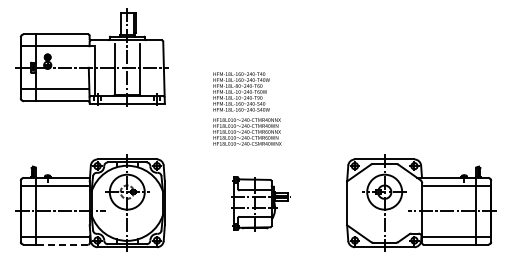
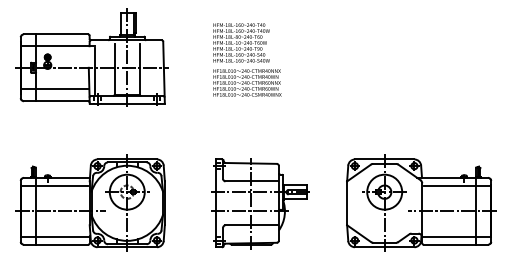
text position: (247, 108) -> (247, 59) (247, 59)
part size: 60x56 px -> 99x92 px (260, 203)
line: dashed -> solid (61, 244)
